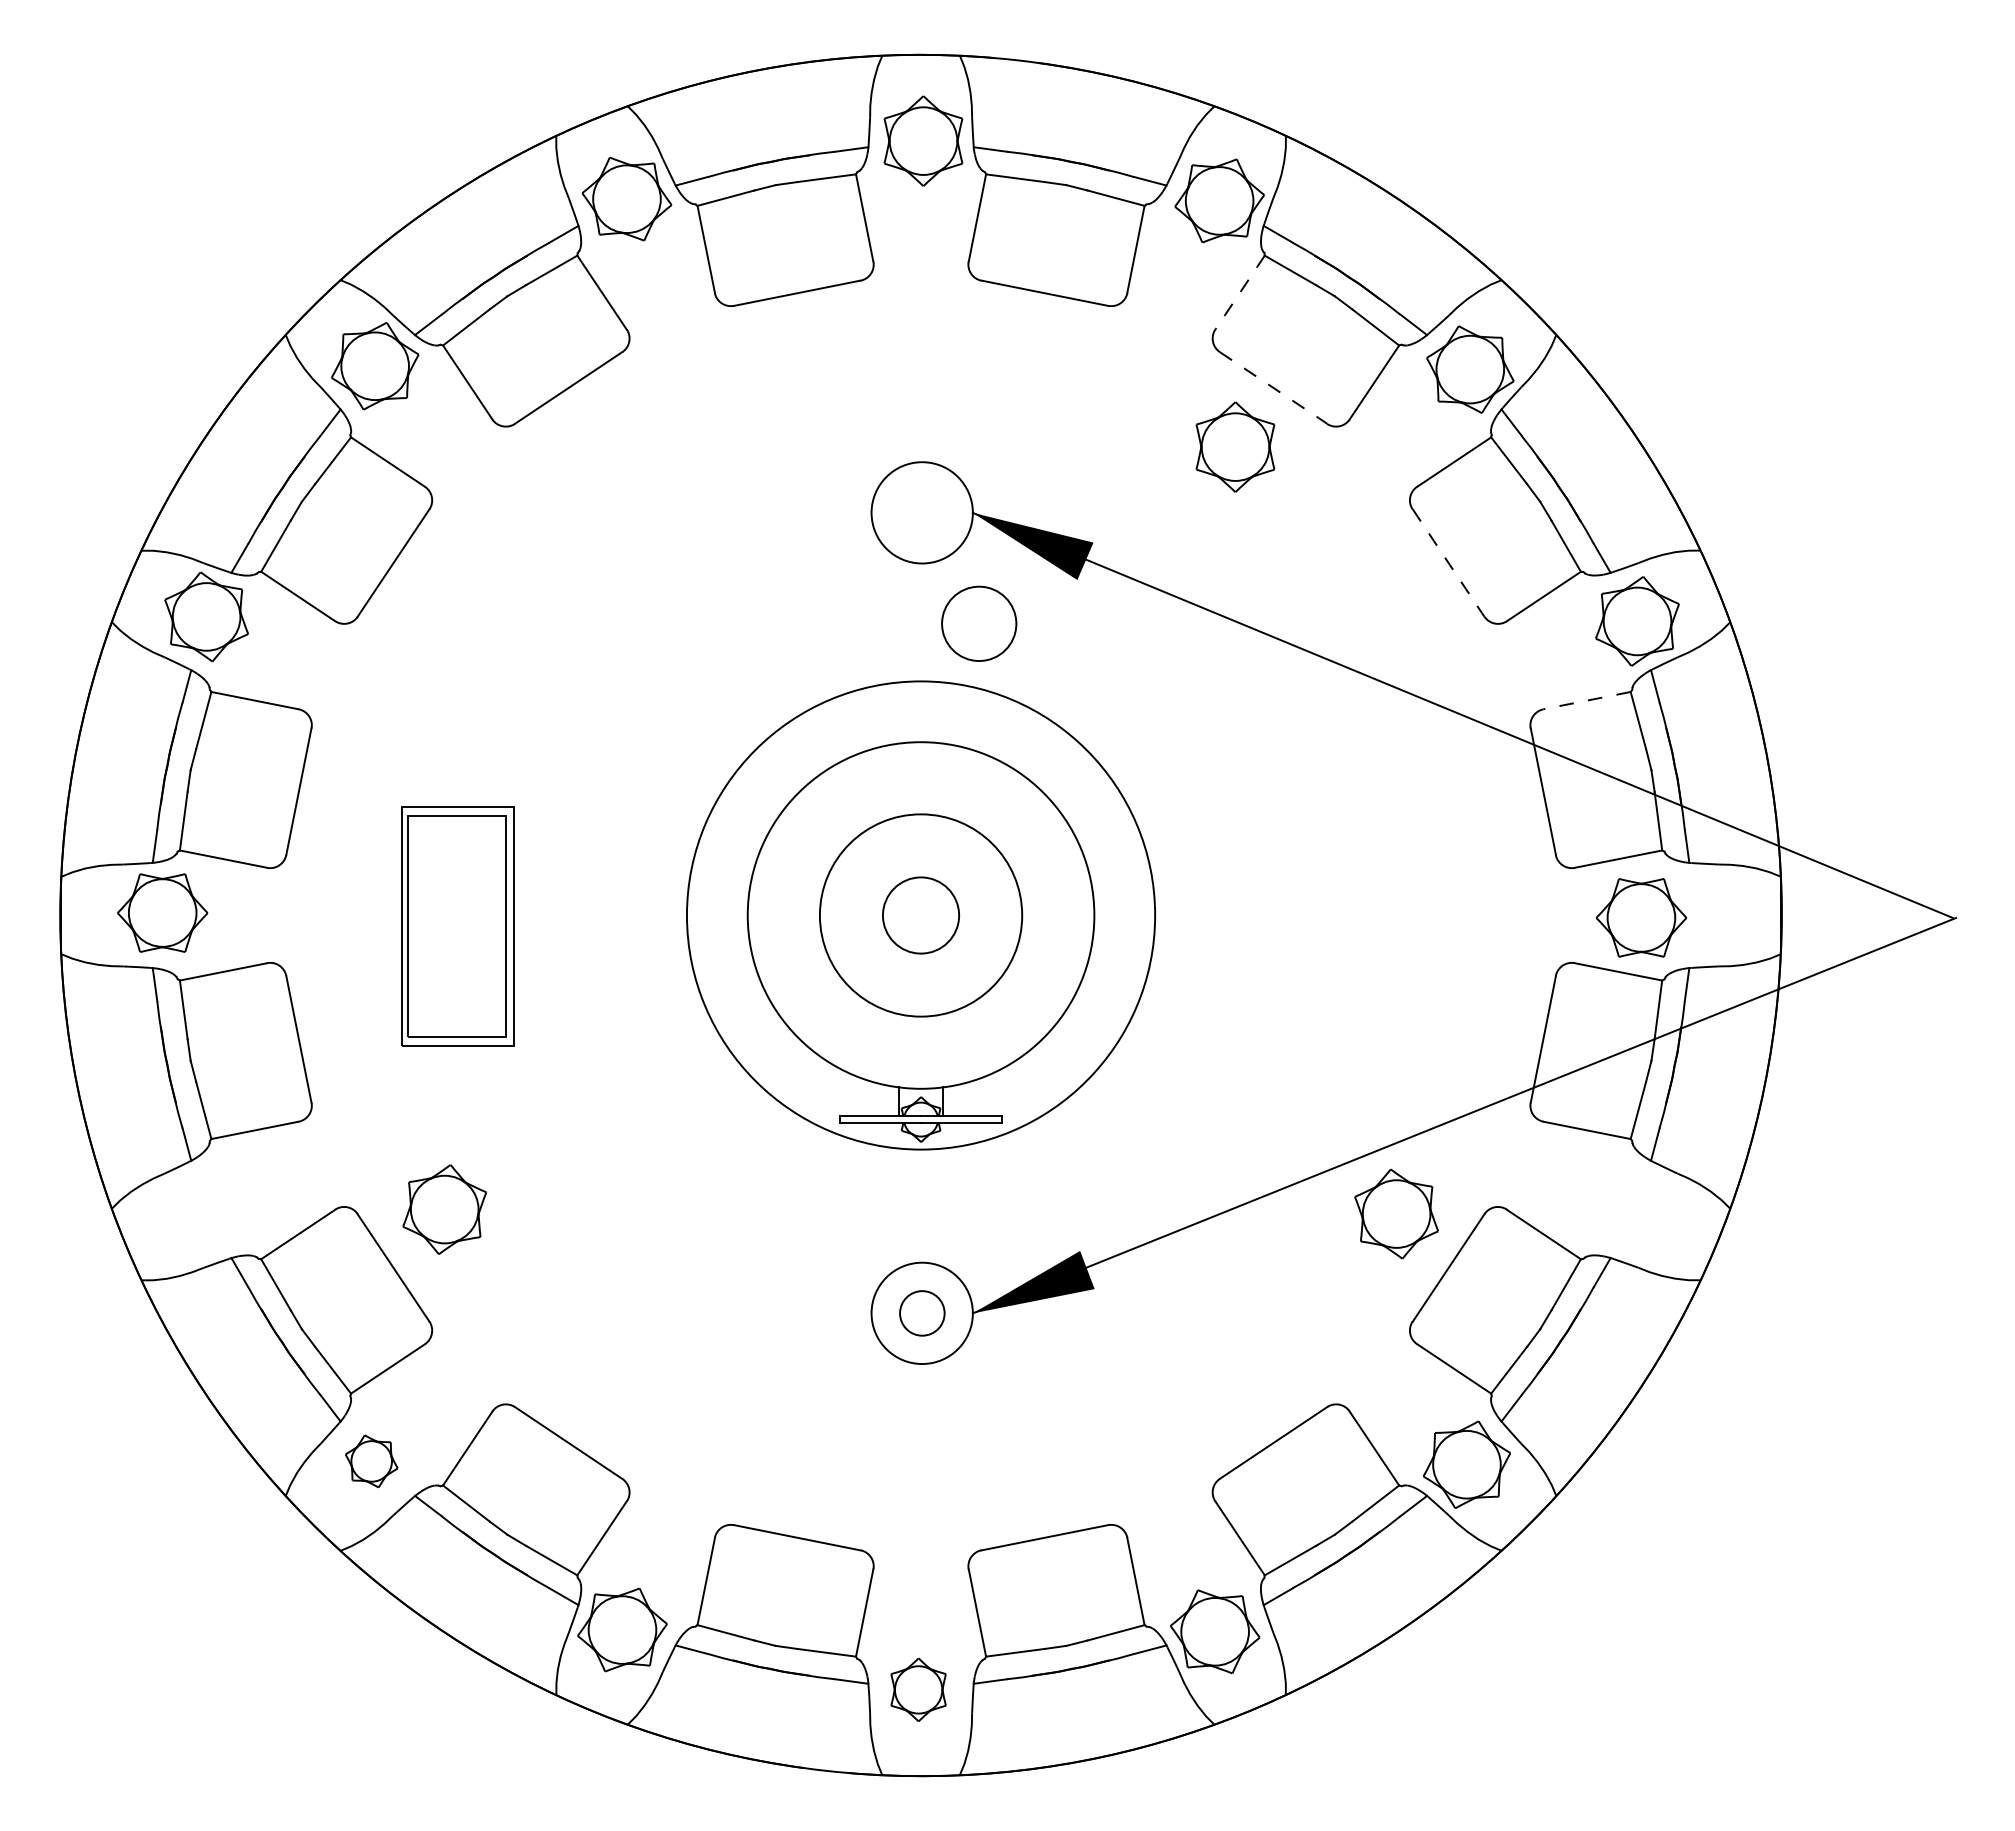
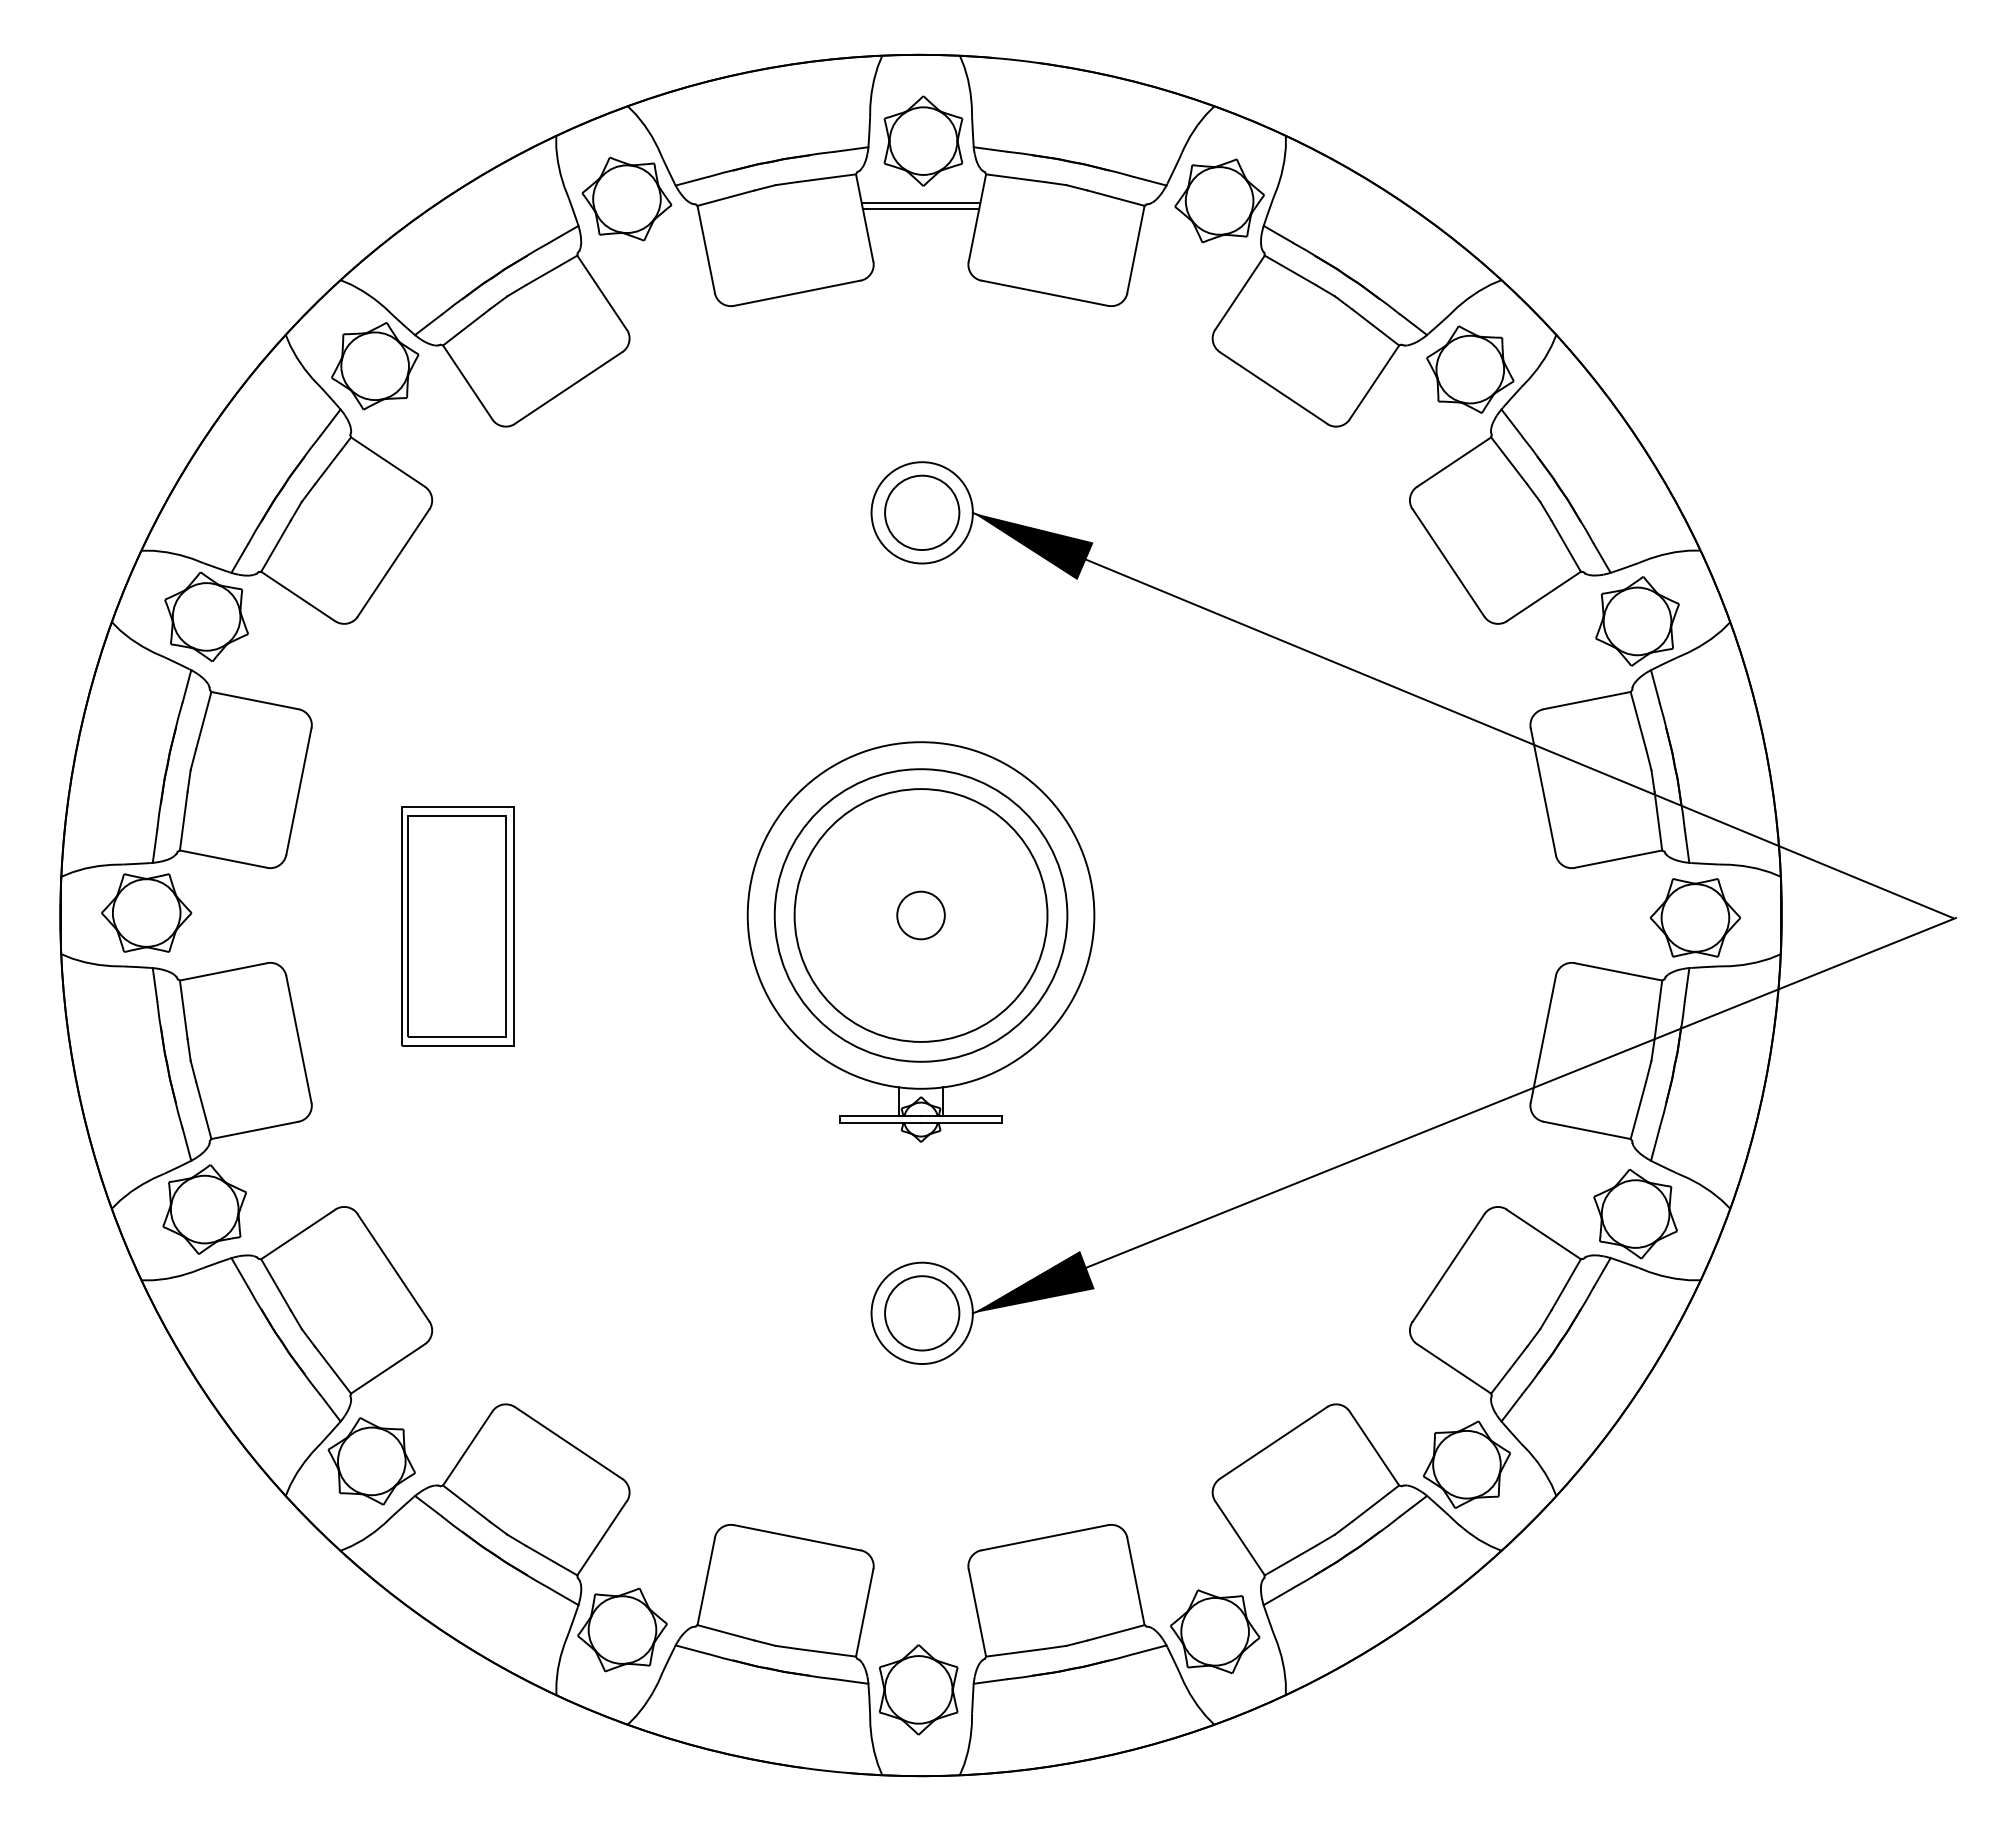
line: none -> present (920, 203)
line: none -> present (921, 209)
line: dashed -> solid (1239, 293)
line: dashed -> solid (1273, 388)
part: present -> none (1235, 446)
line: dashed -> solid (1448, 563)
circle position: (979, 623) -> (922, 512) (922, 512)
line: dashed -> solid (1586, 700)
part position: (162, 912) -> (146, 912) (146, 912)
circle diameter: 202 px -> 253 px (920, 915)
circle diameter: 468 px -> 293 px (920, 915)
circle diameter: 76 px -> 48 px (920, 915)
part position: (1641, 917) -> (1695, 917) (1695, 917)
part position: (444, 1209) -> (204, 1209) (204, 1209)
part position: (1396, 1213) -> (1635, 1213) (1635, 1213)
circle size: 47x47 px -> 77x77 px (922, 1313)
part size: 54x55 px -> 89x89 px (371, 1461)
part size: 57x64 px -> 81x92 px (918, 1689)
